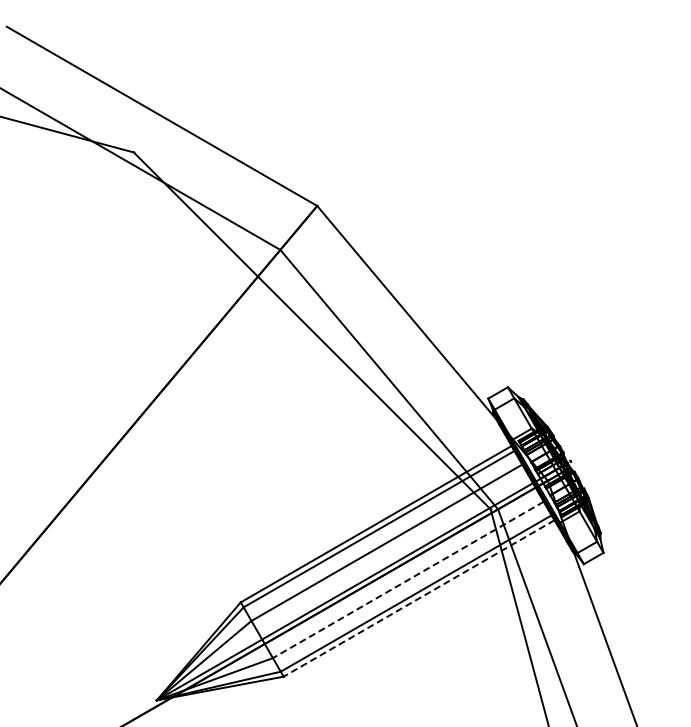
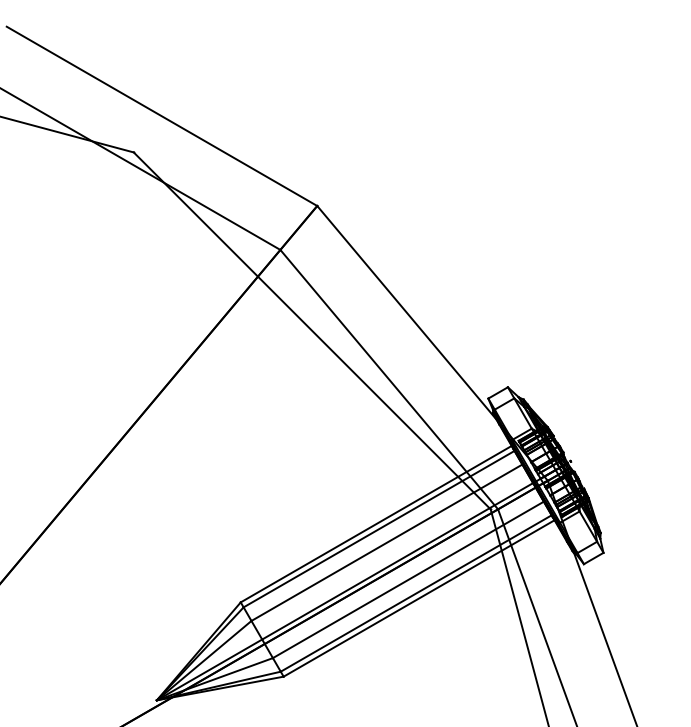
line: dashed -> solid (407, 580)
line: dashed -> solid (418, 598)
